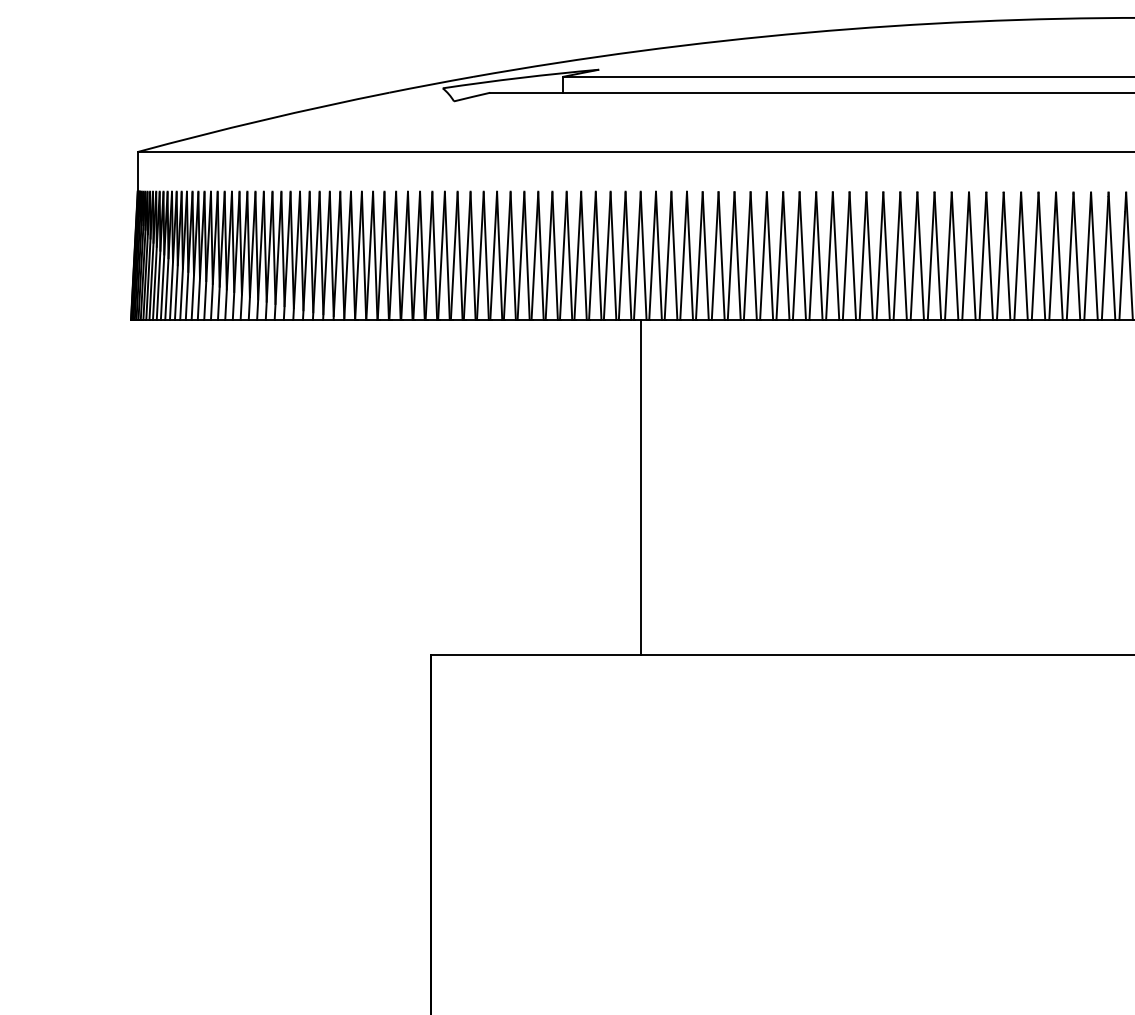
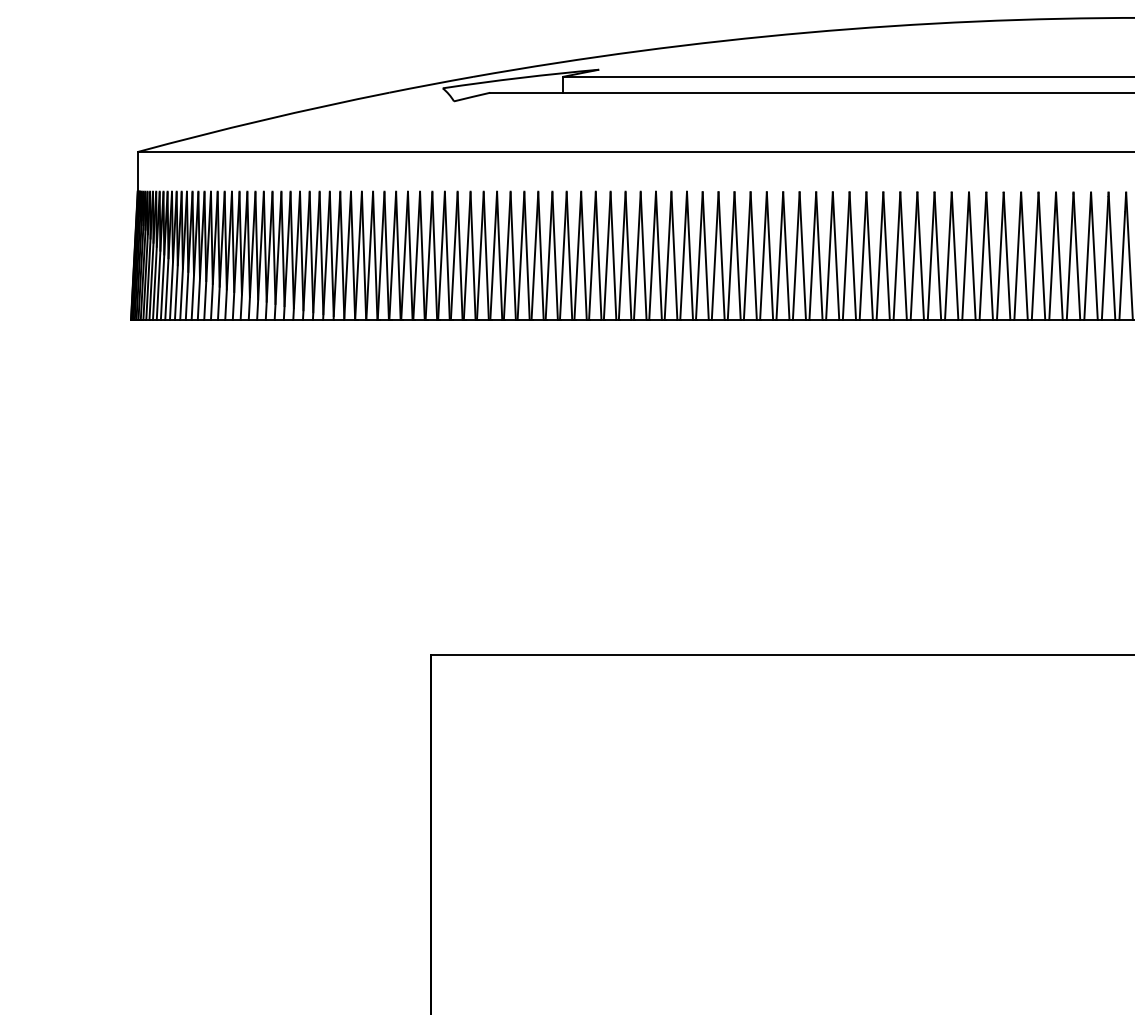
line: present -> none (640, 487)
